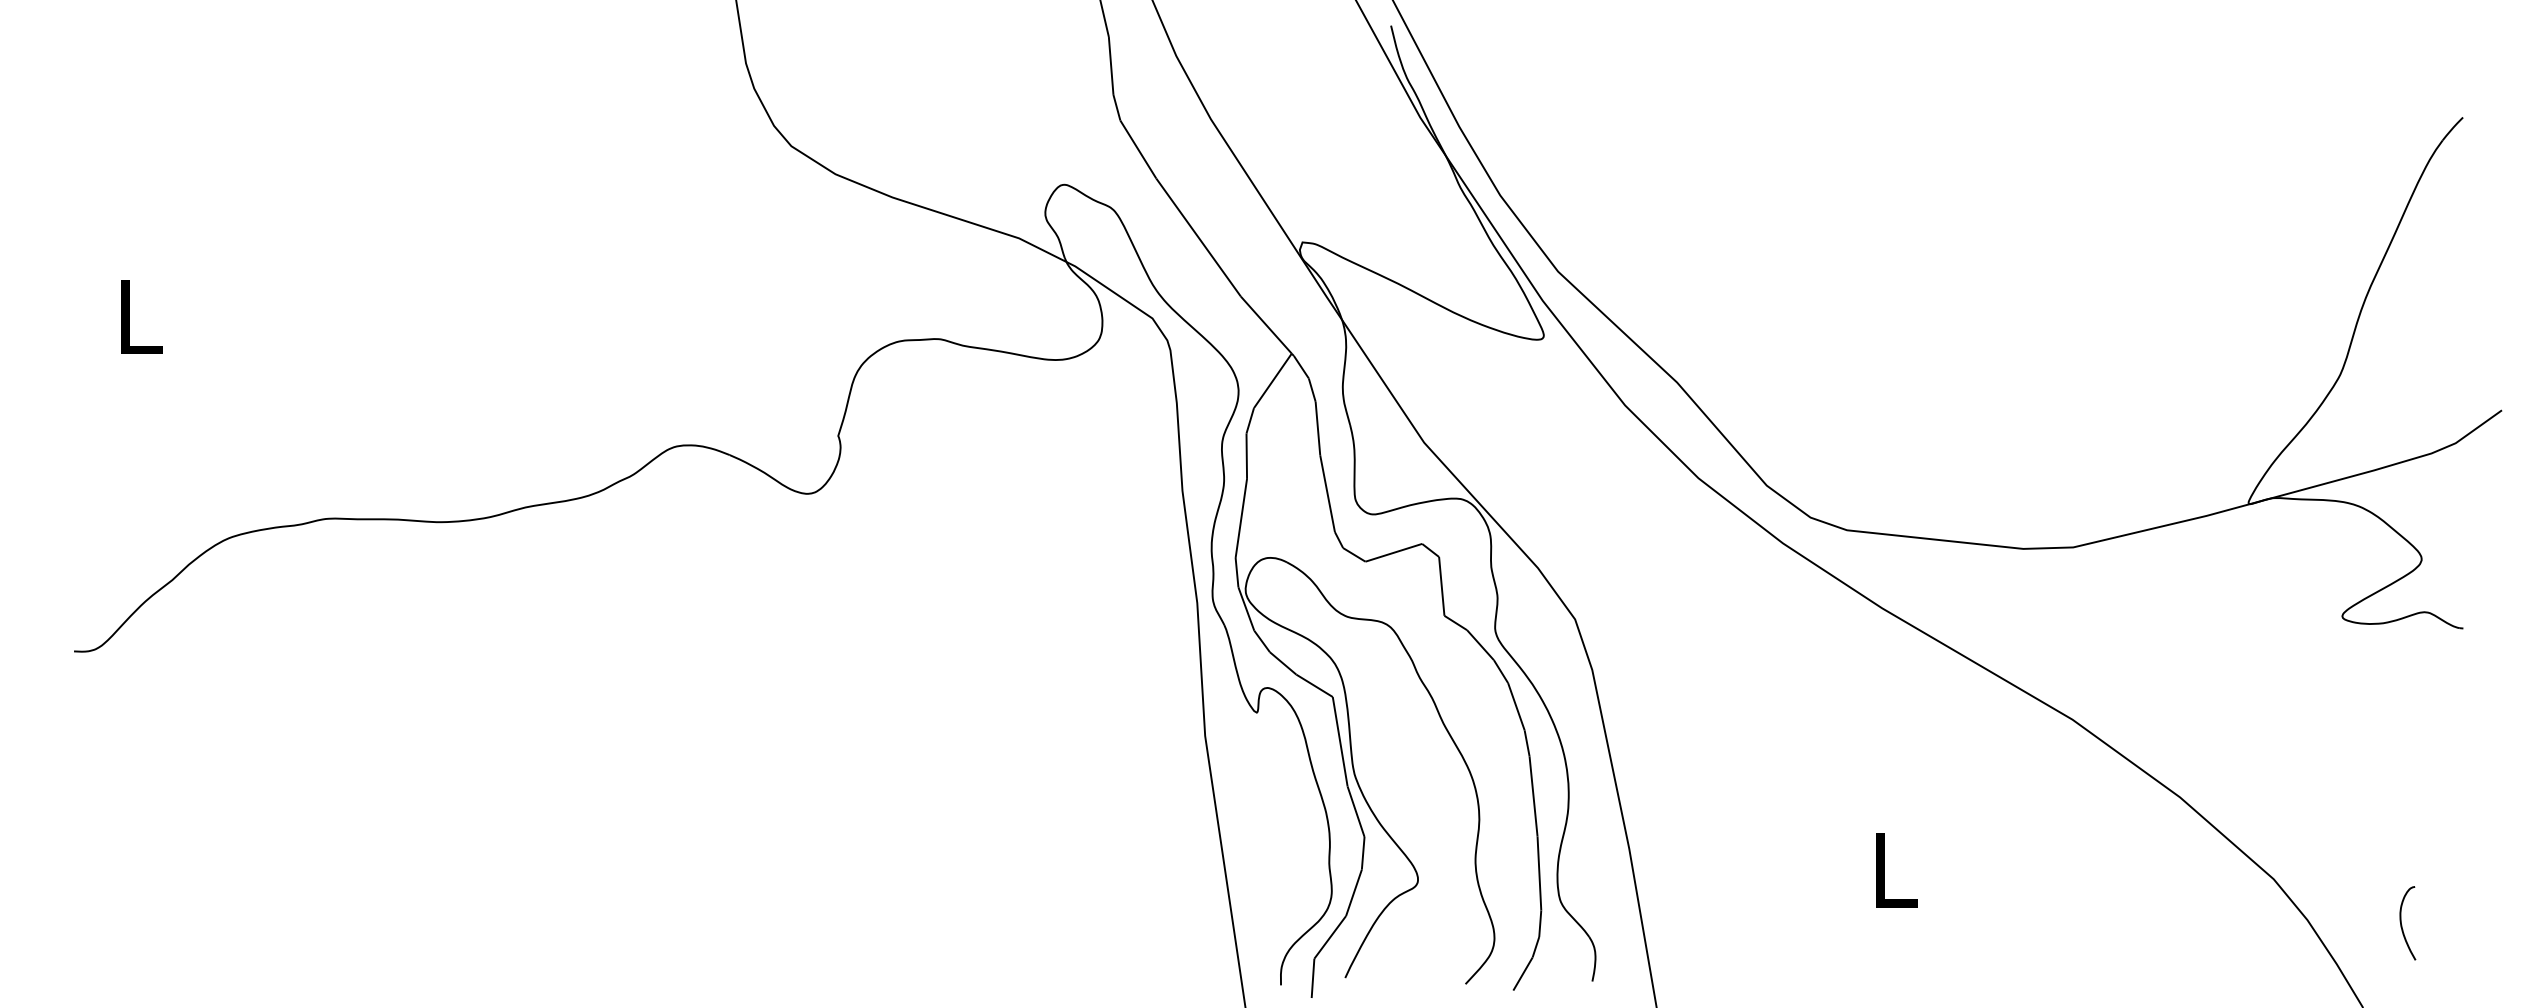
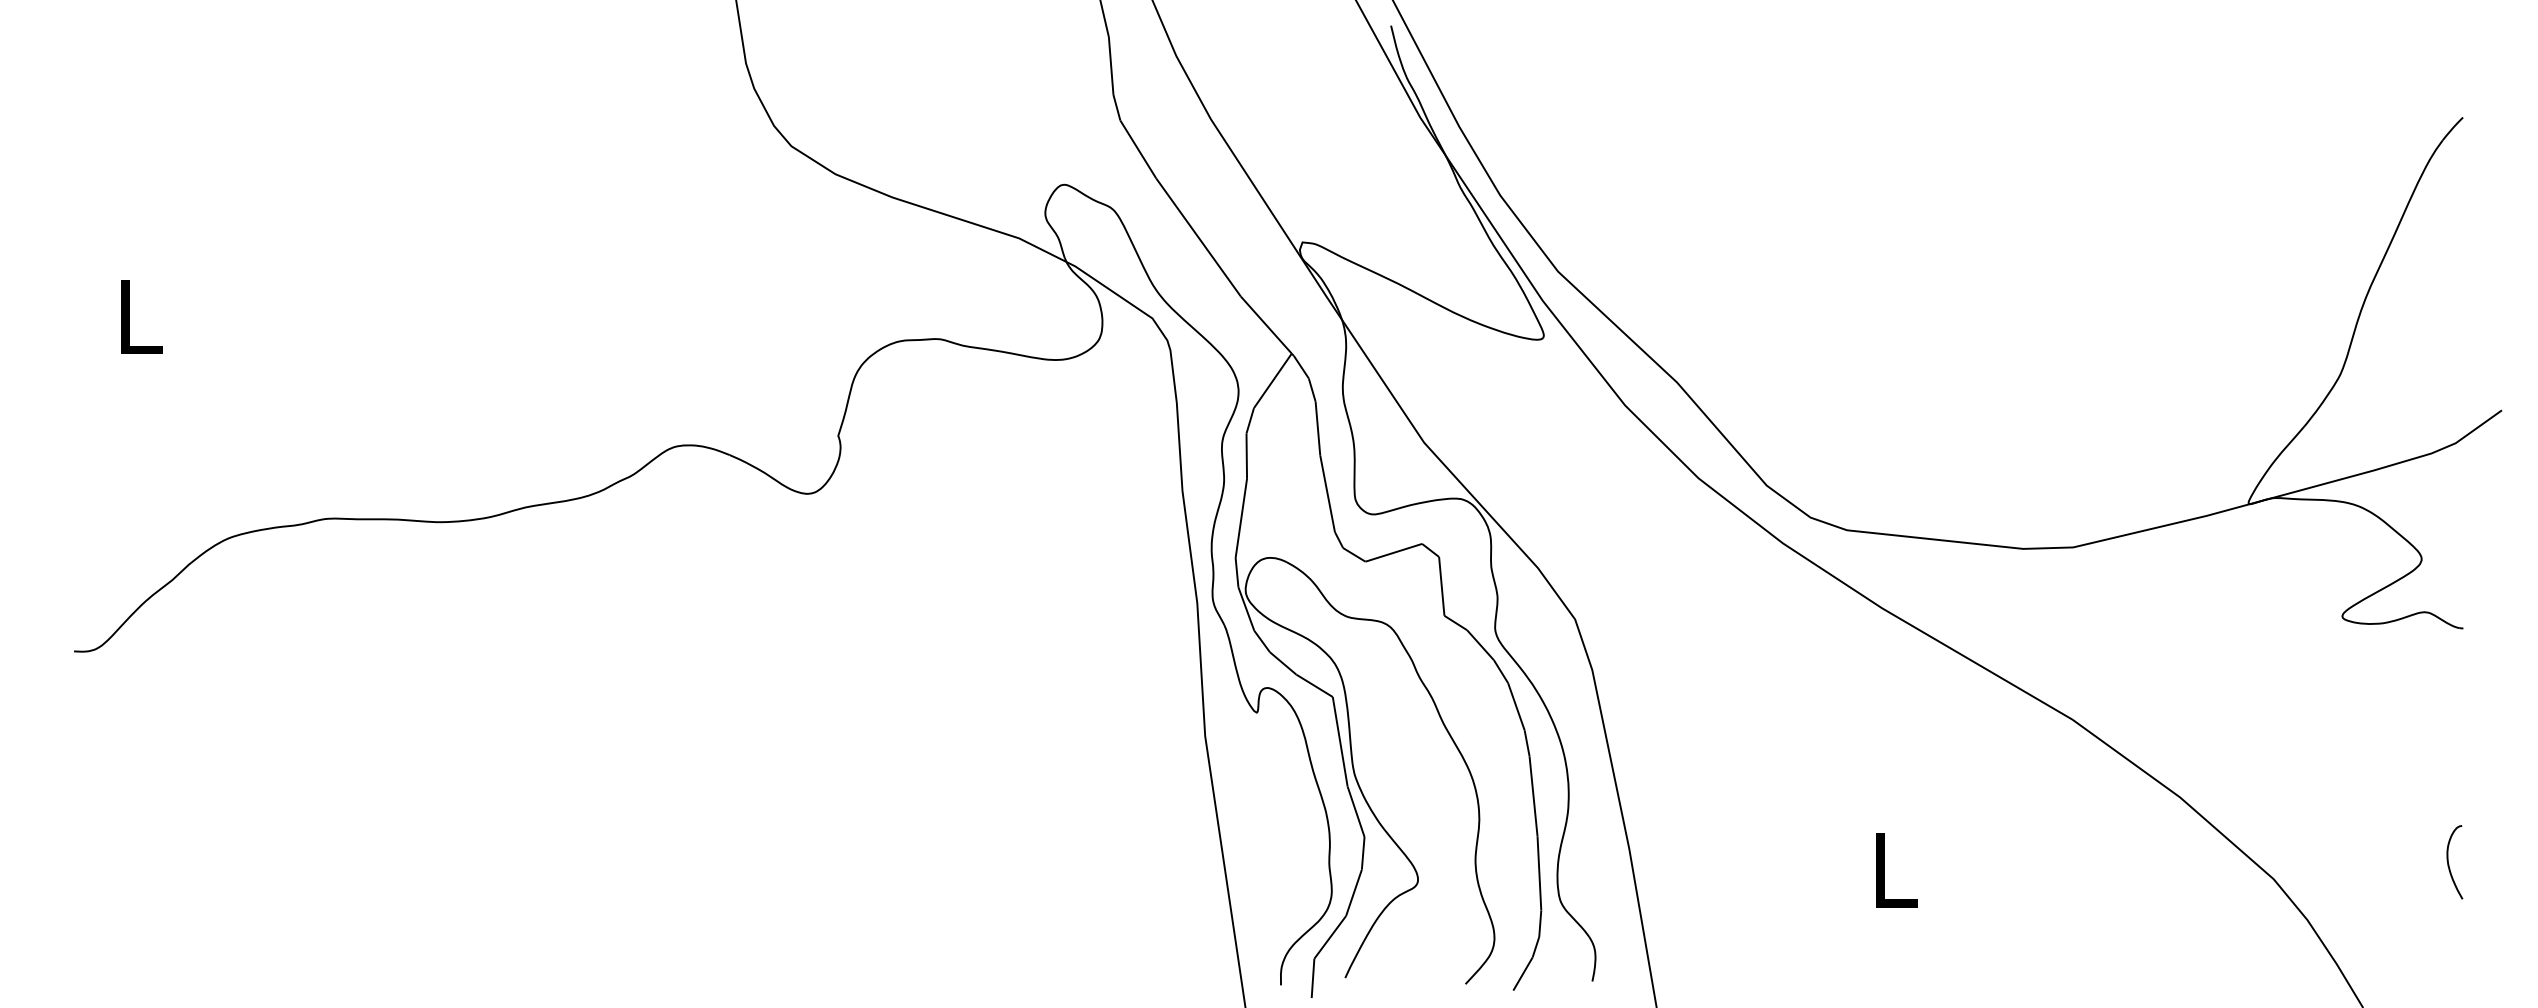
curve position: (2402, 925) -> (2449, 864) (2449, 864)
